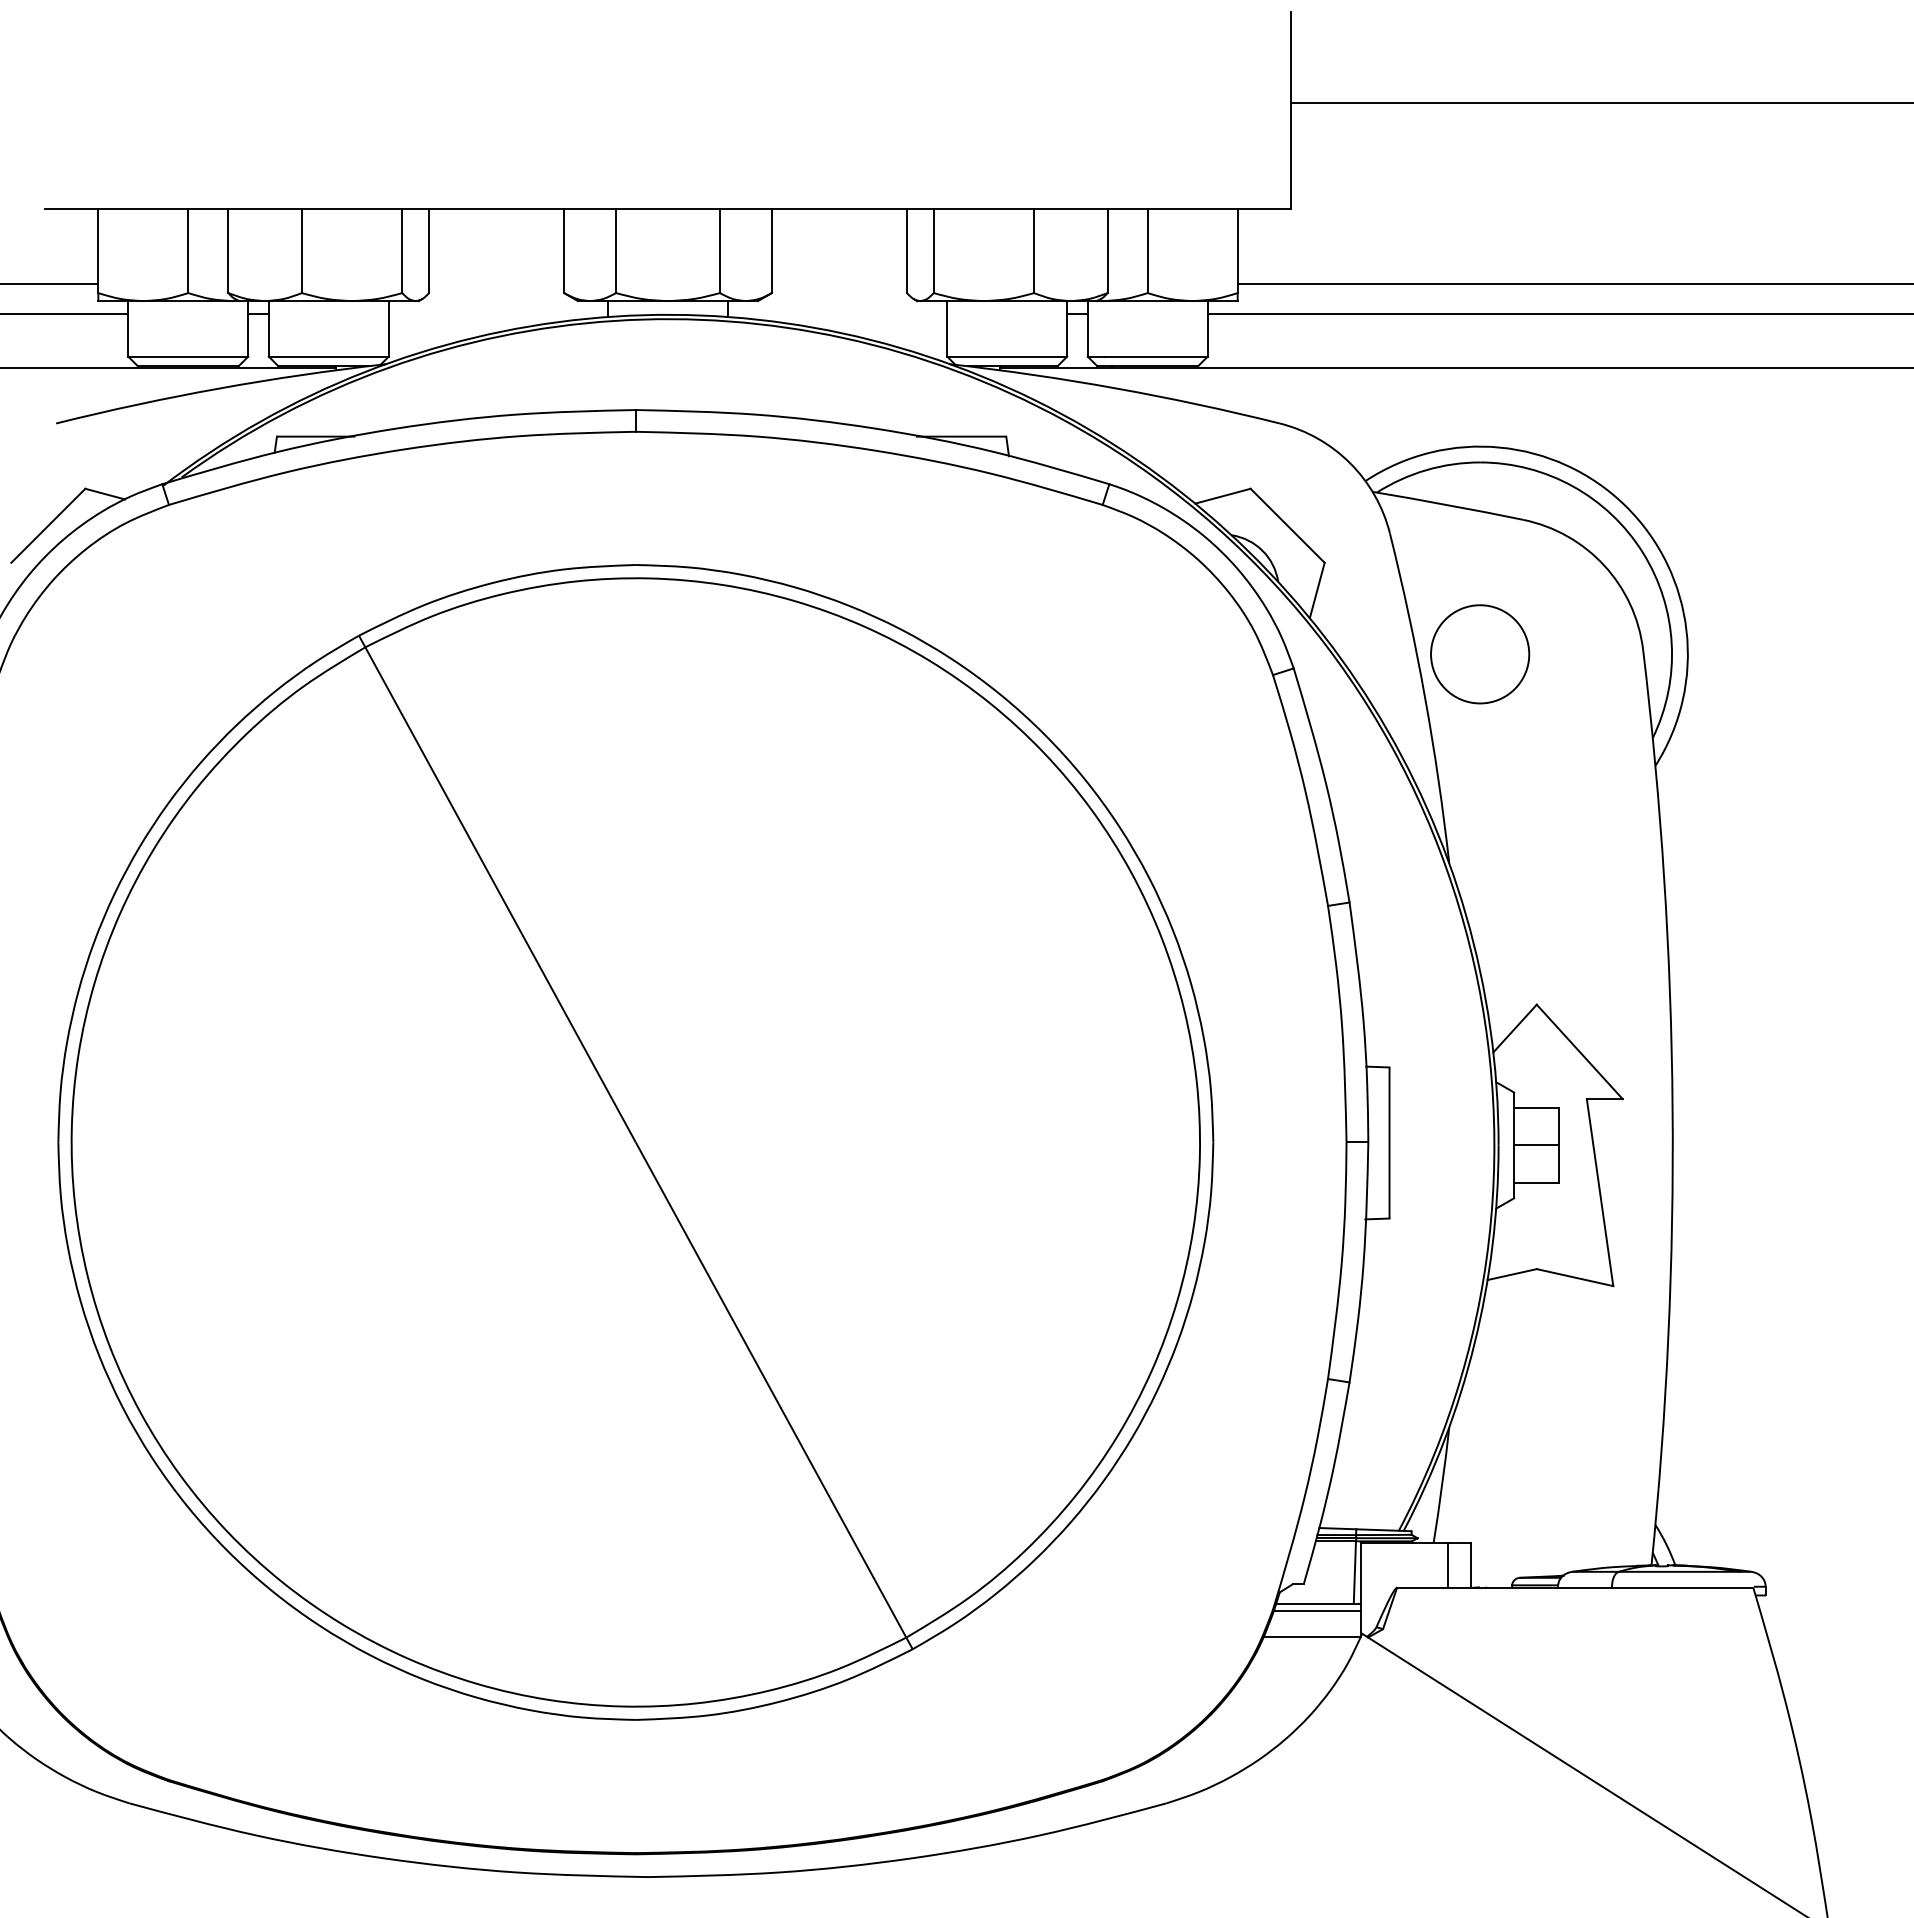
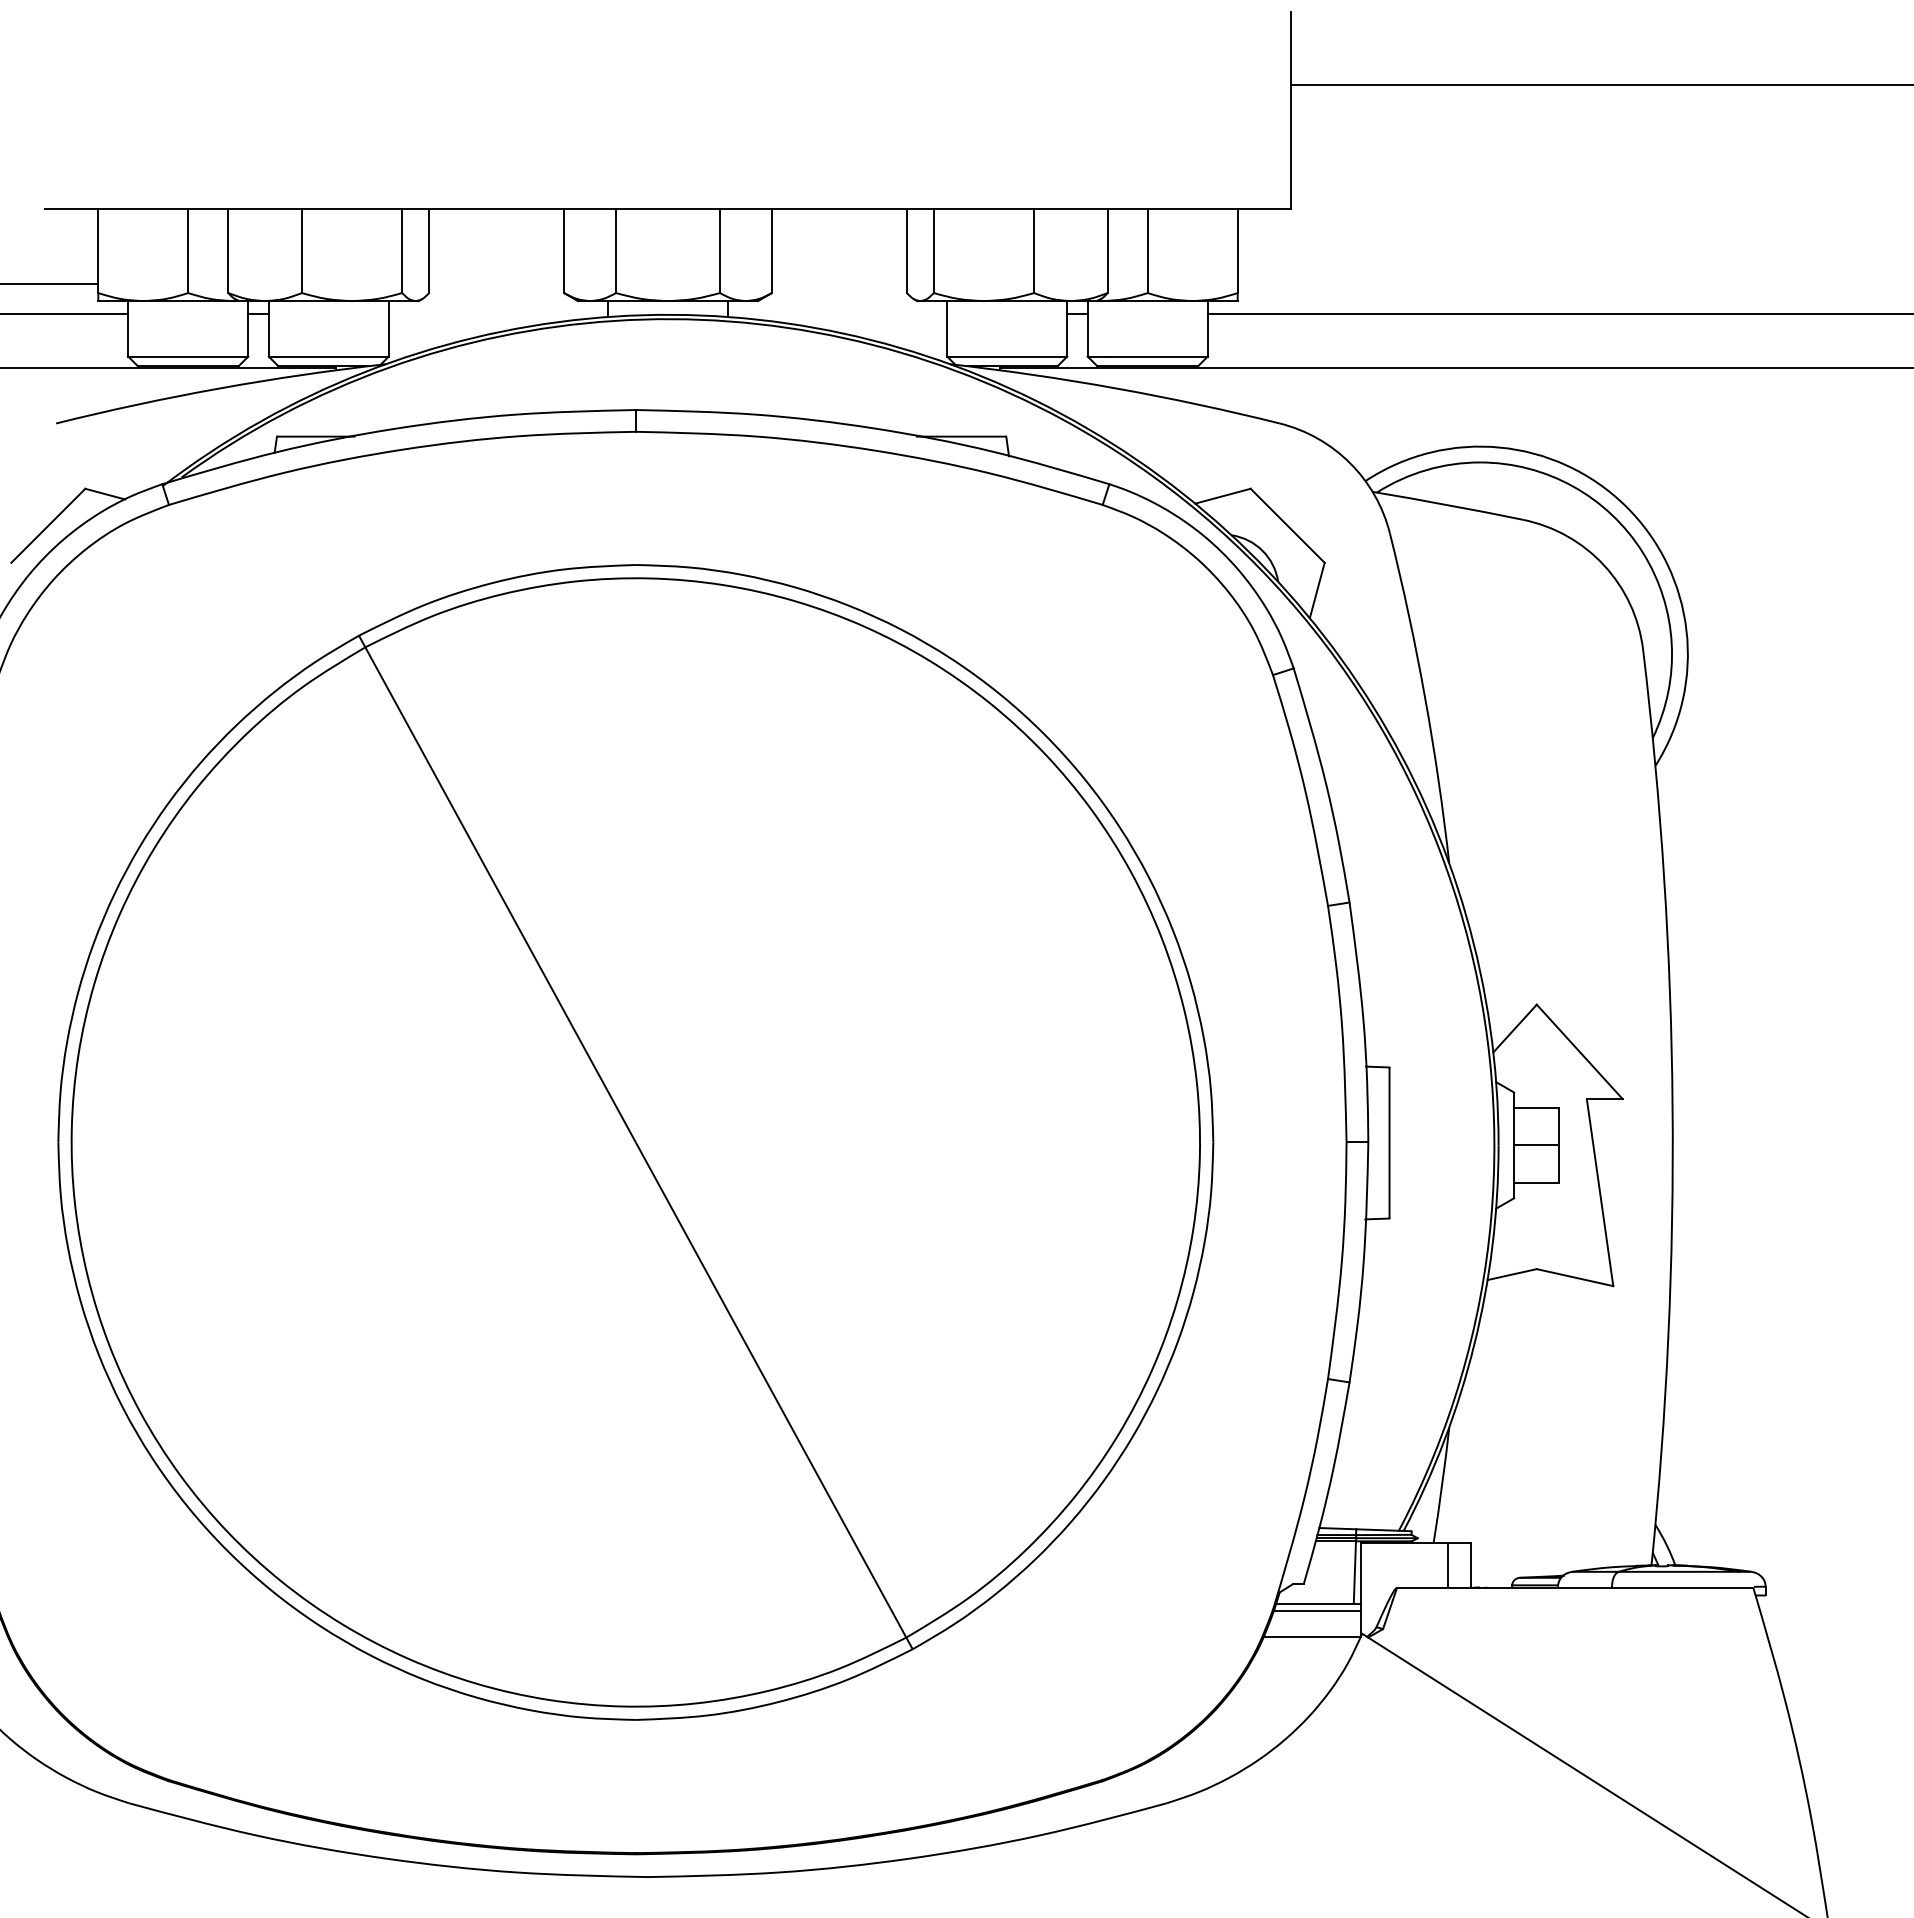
line position: (1600, 102) -> (1600, 84) (1600, 84)
line: present -> none (1573, 284)
circle: present -> none (1480, 654)
